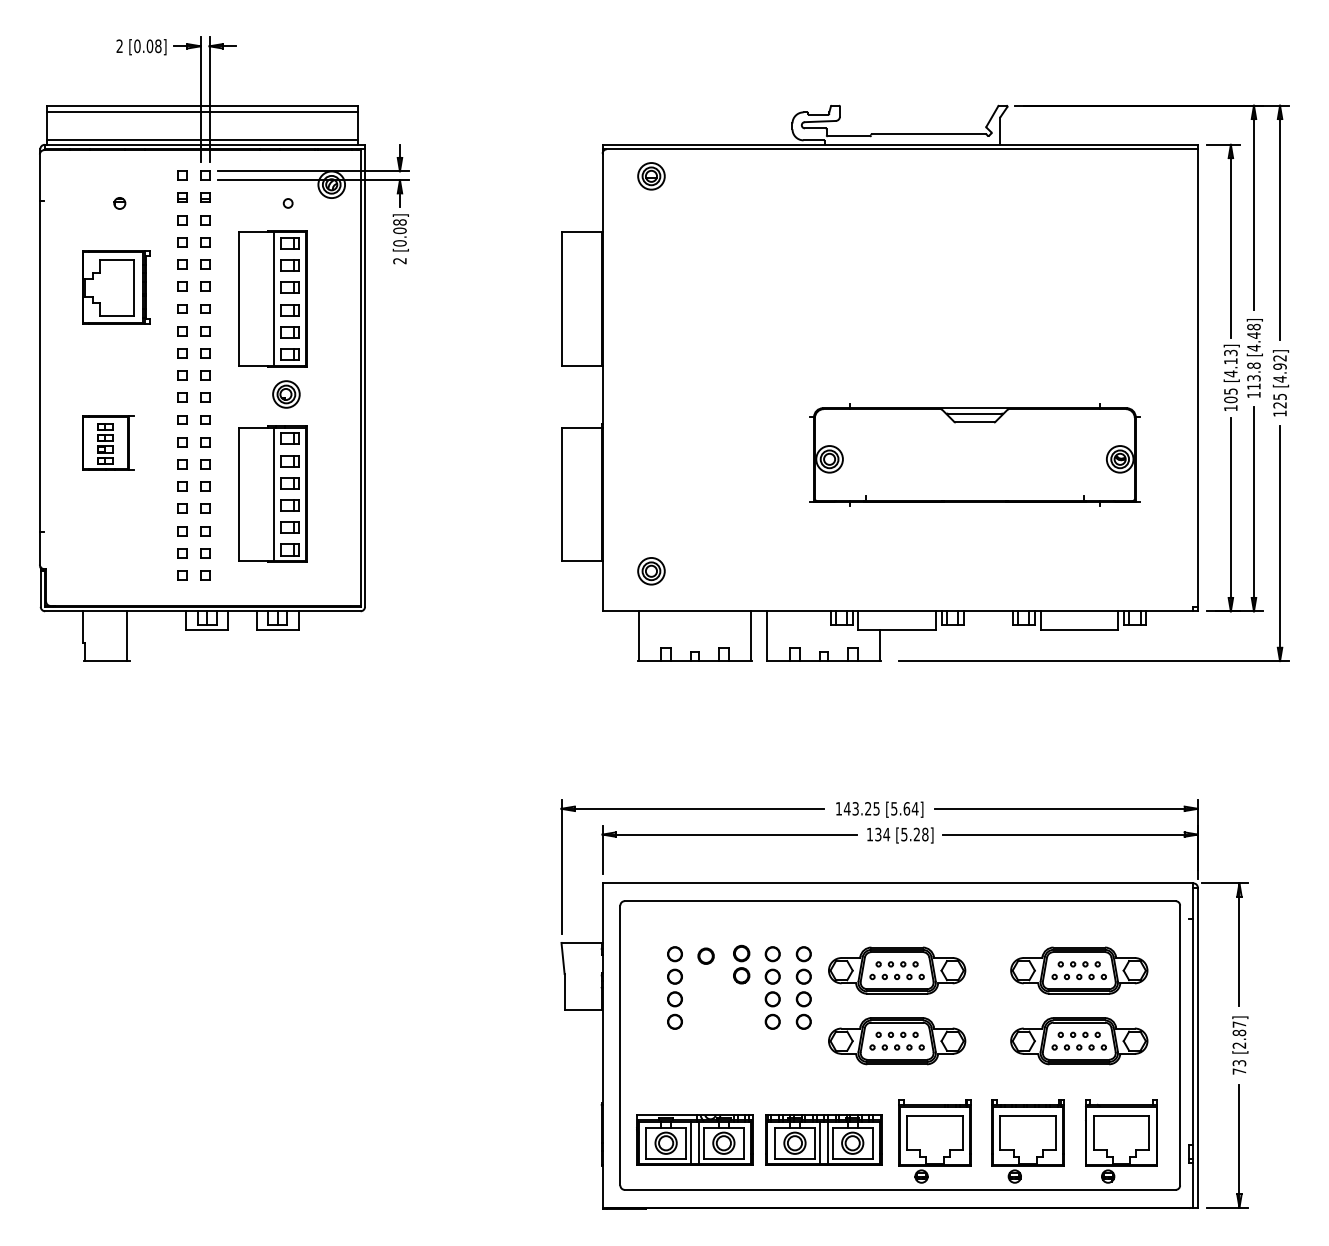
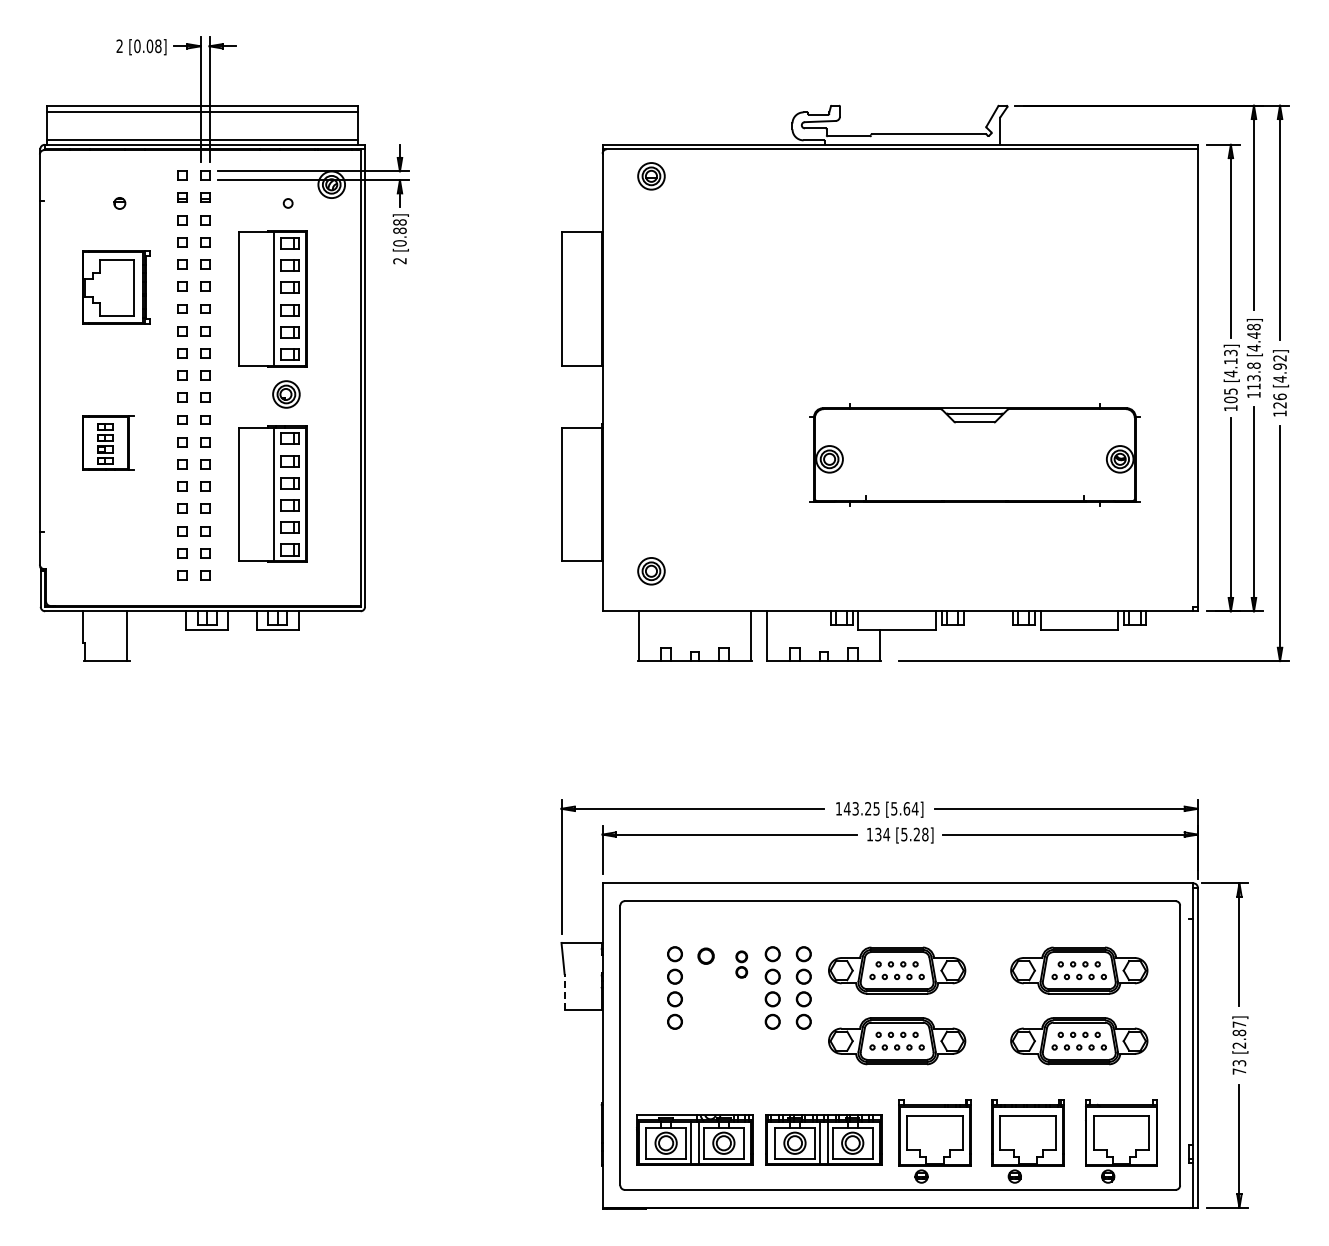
text: [0.08] -> [0.88] (399, 230)
text: 125 -> 126 (1279, 396)
part size: 18x41 px -> 14x29 px (741, 964)
line: solid -> dashed (564, 991)
